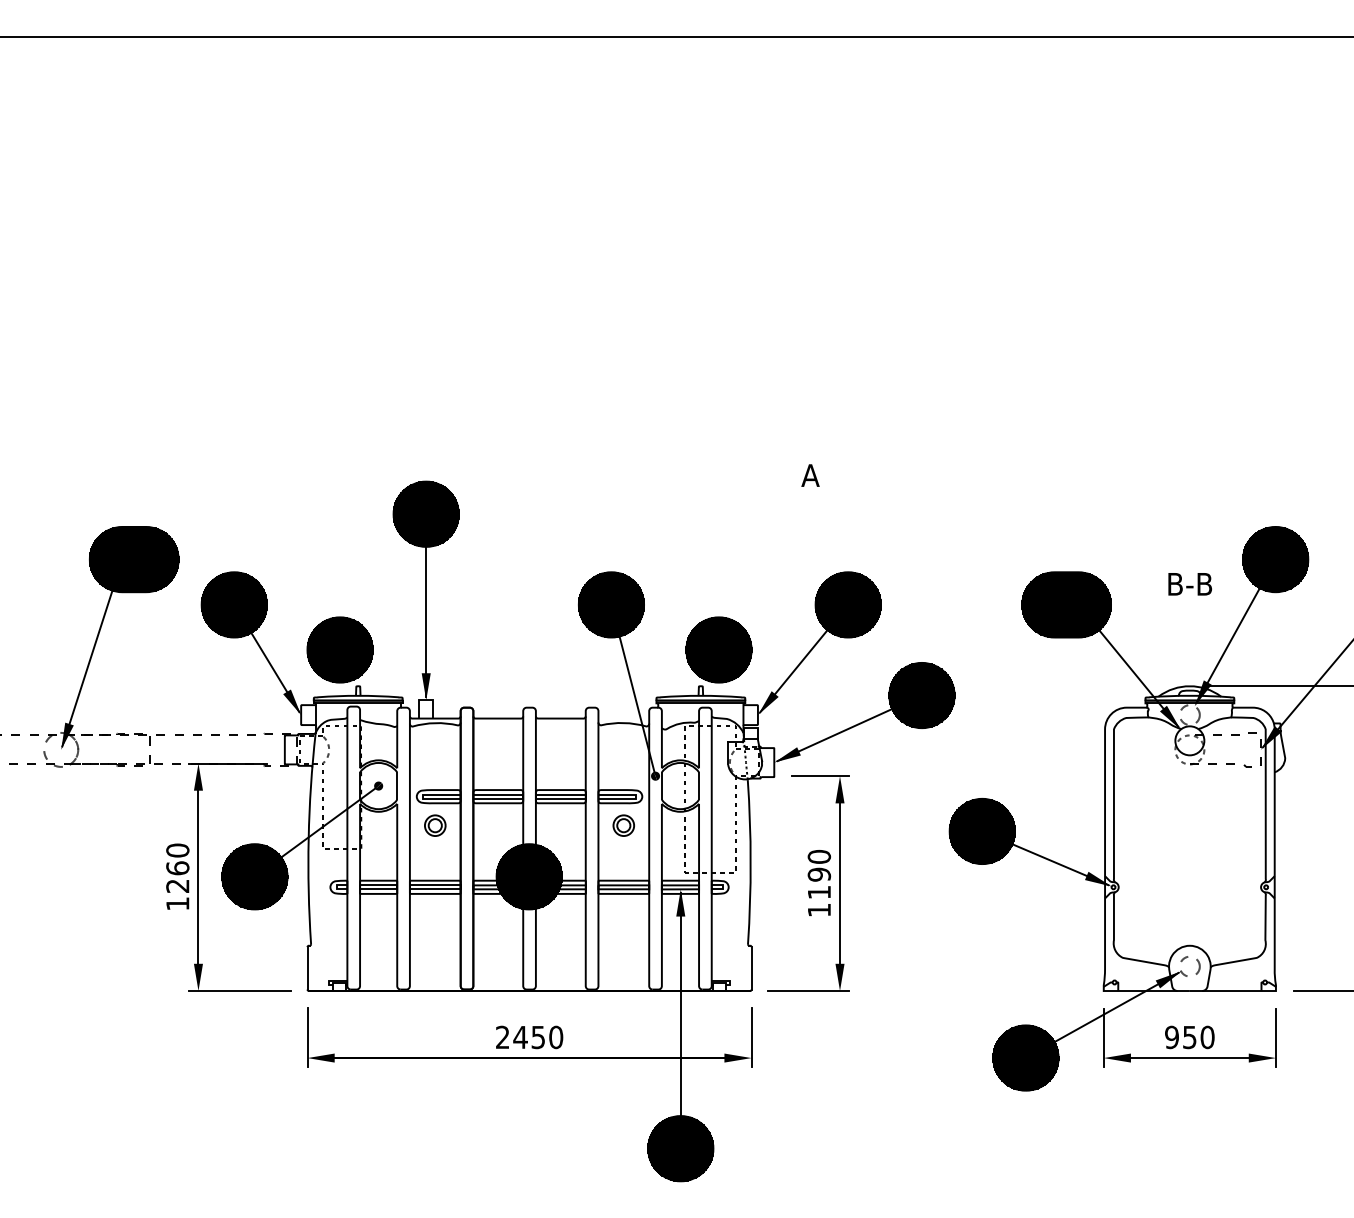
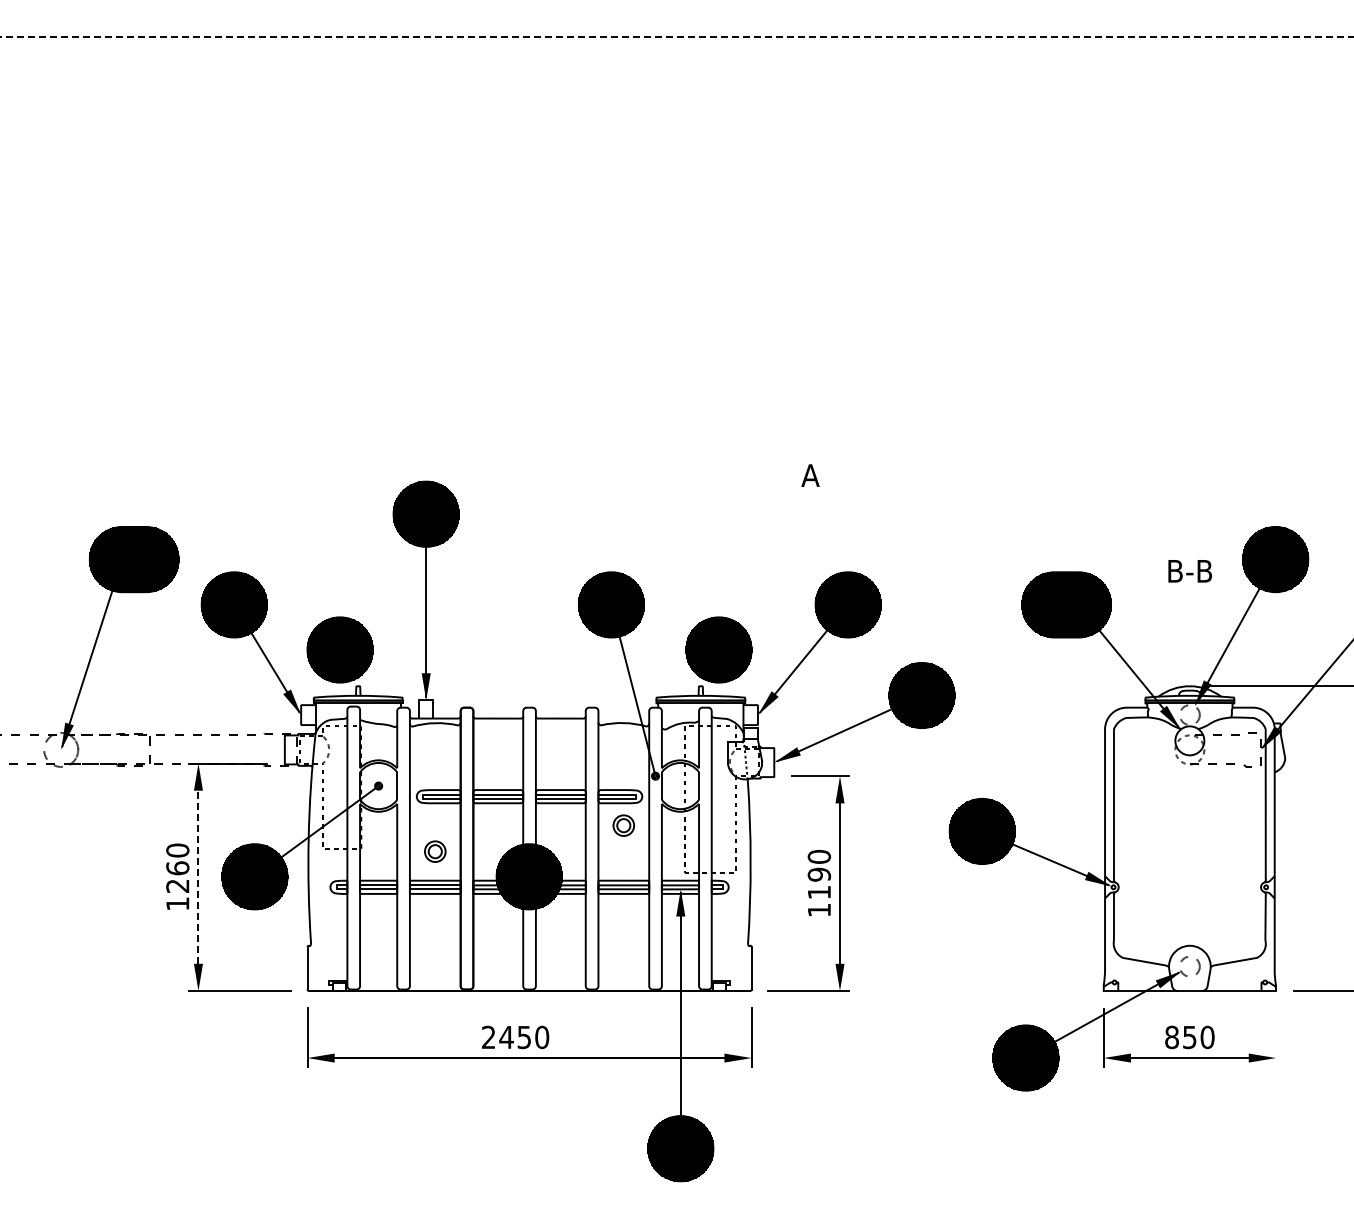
line: solid -> dashed (677, 36)
text position: (1189, 584) -> (1189, 571) (1189, 571)
part position: (435, 825) -> (435, 851) (435, 851)
line: solid -> dashed (198, 877)
text position: (529, 1037) -> (515, 1037) (515, 1037)
text: 950 -> 850 (1171, 1037)
line: present -> none (1275, 1038)
